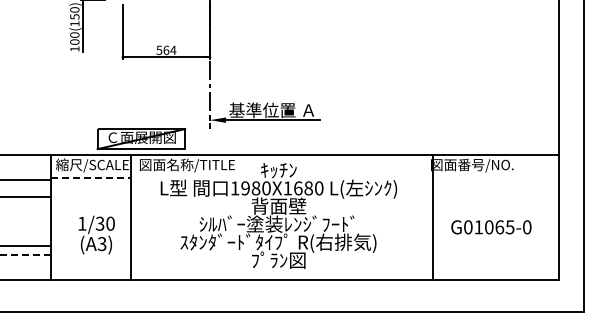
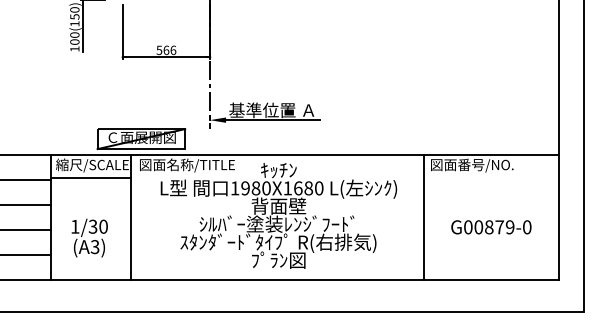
text: 564 -> 566 (173, 50)
line: dashed -> solid (91, 178)
line position: (26, 196) -> (26, 204) (26, 204)
line position: (432, 217) -> (423, 217) (423, 217)
text: G01065-0 -> G00879-0 (494, 227)
text position: (96, 234) -> (89, 237) (89, 237)
line position: (26, 245) -> (26, 229) (26, 229)
line: dashed -> solid (26, 254)
